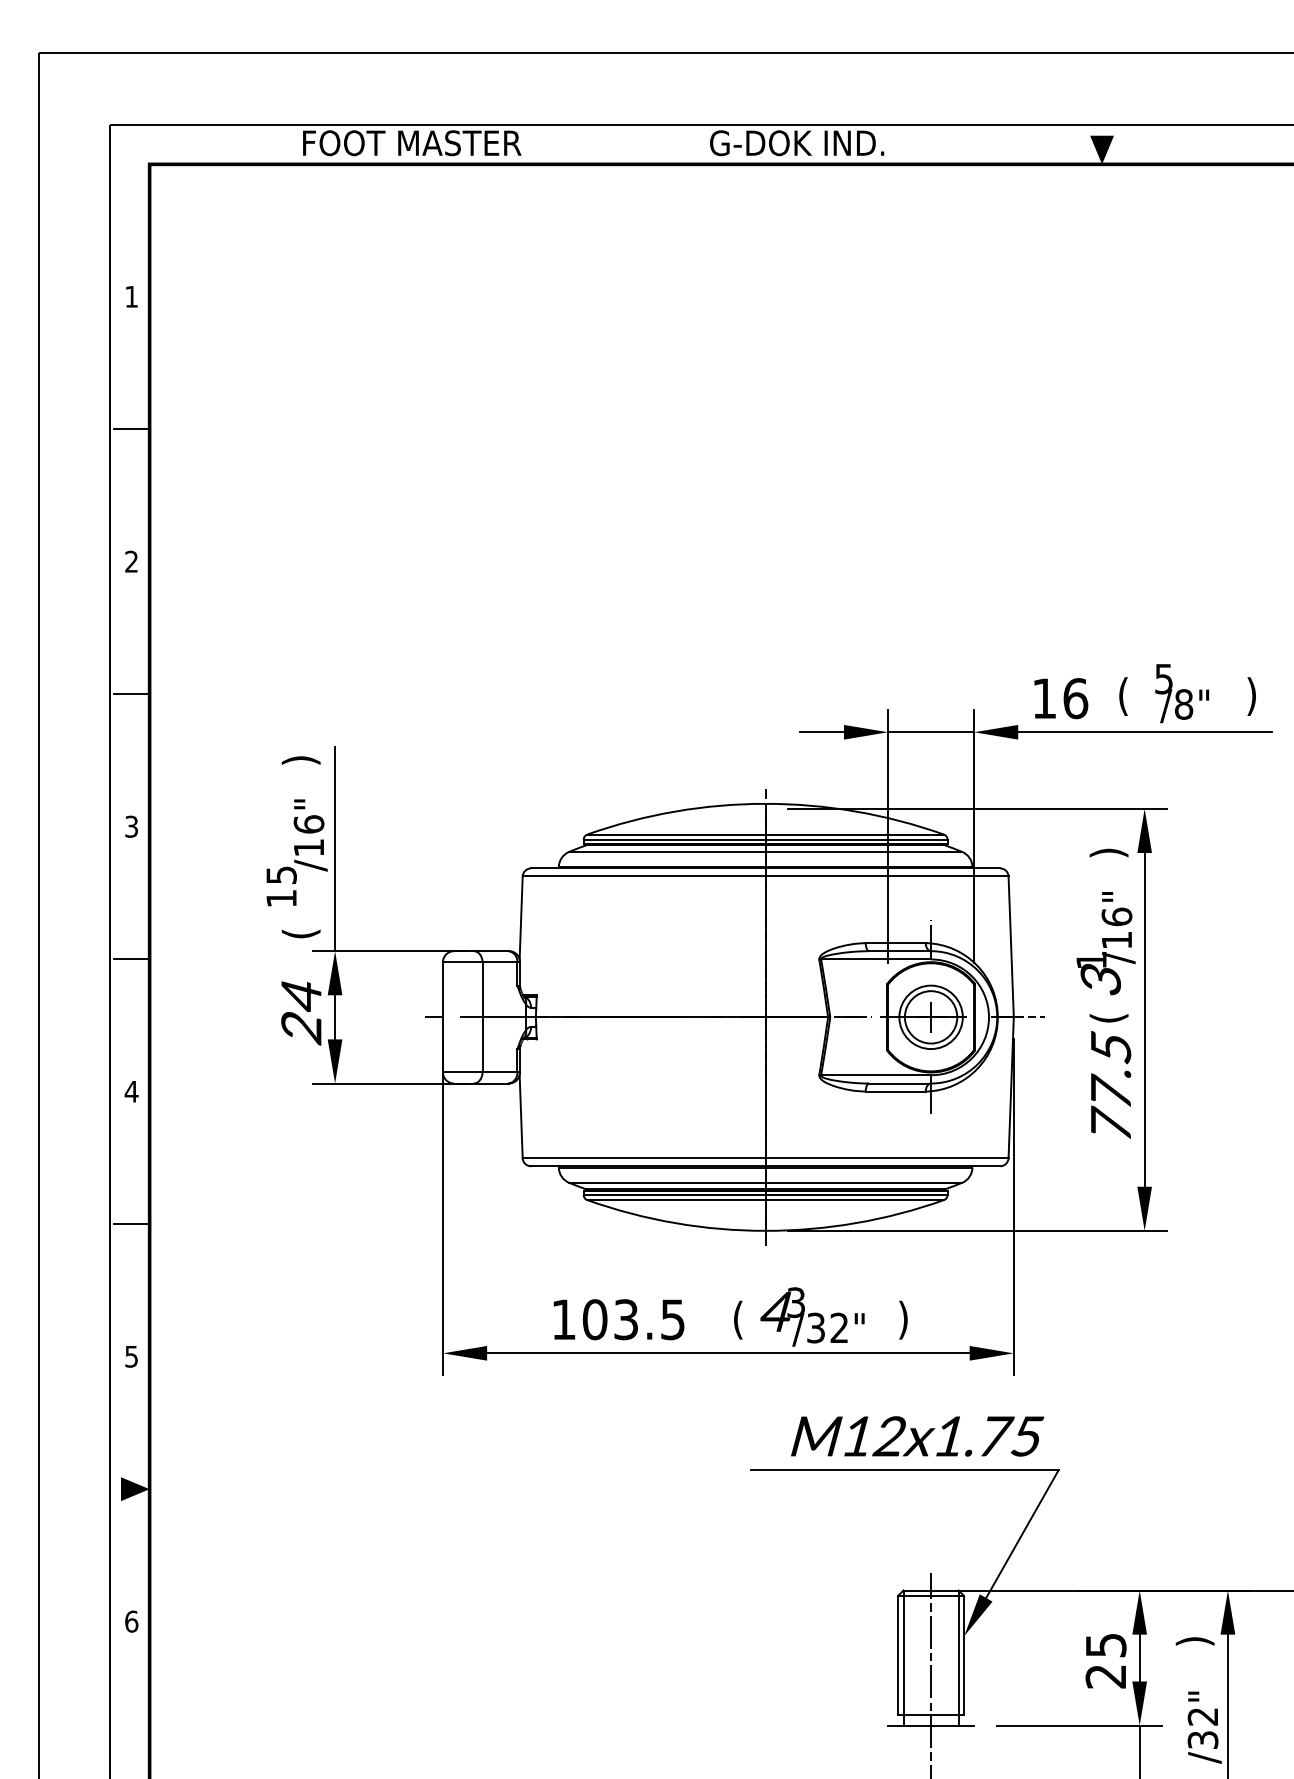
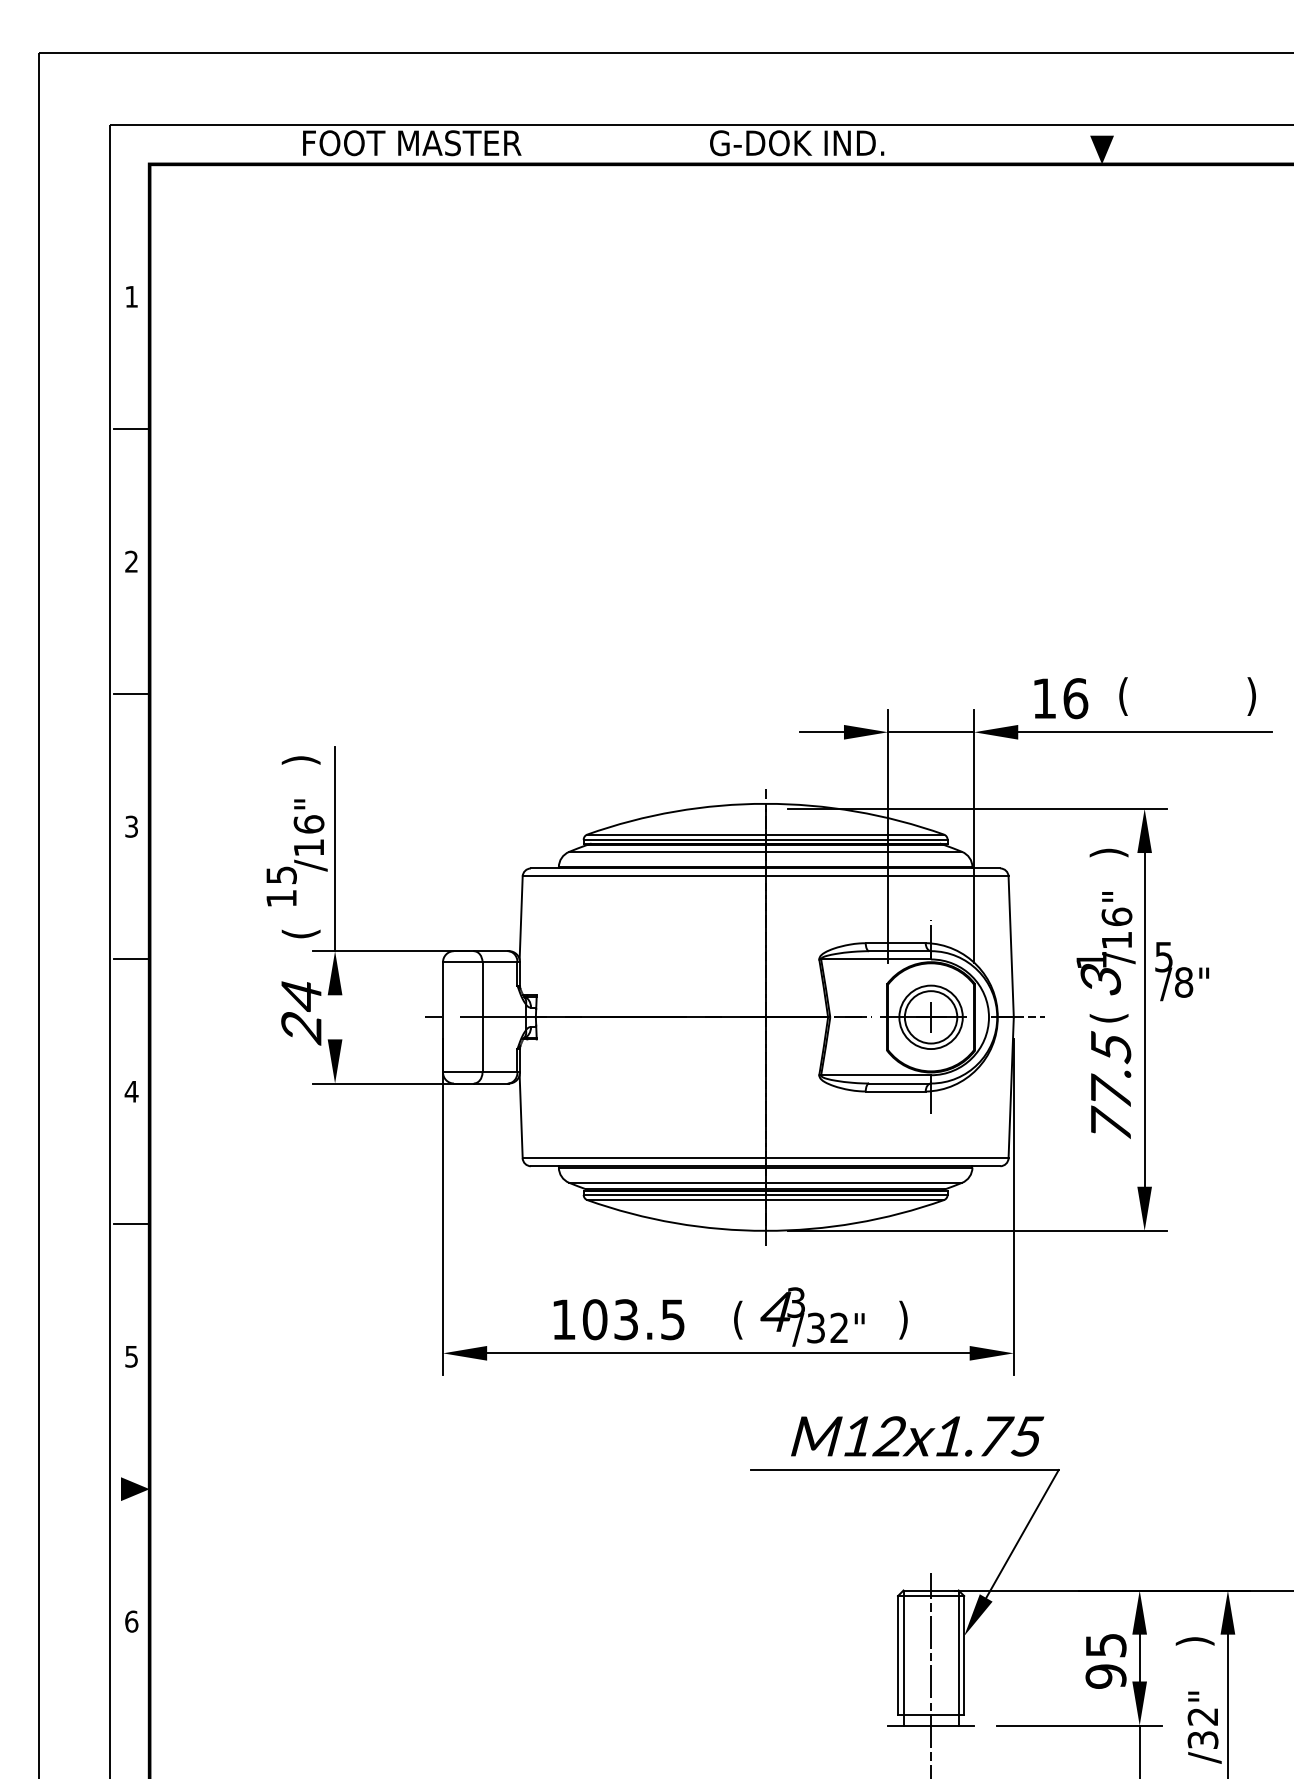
text position: (1182, 693) -> (1182, 971) (1182, 971)
line: present -> none (335, 1017)
text: 25 -> 95 (1105, 1676)
